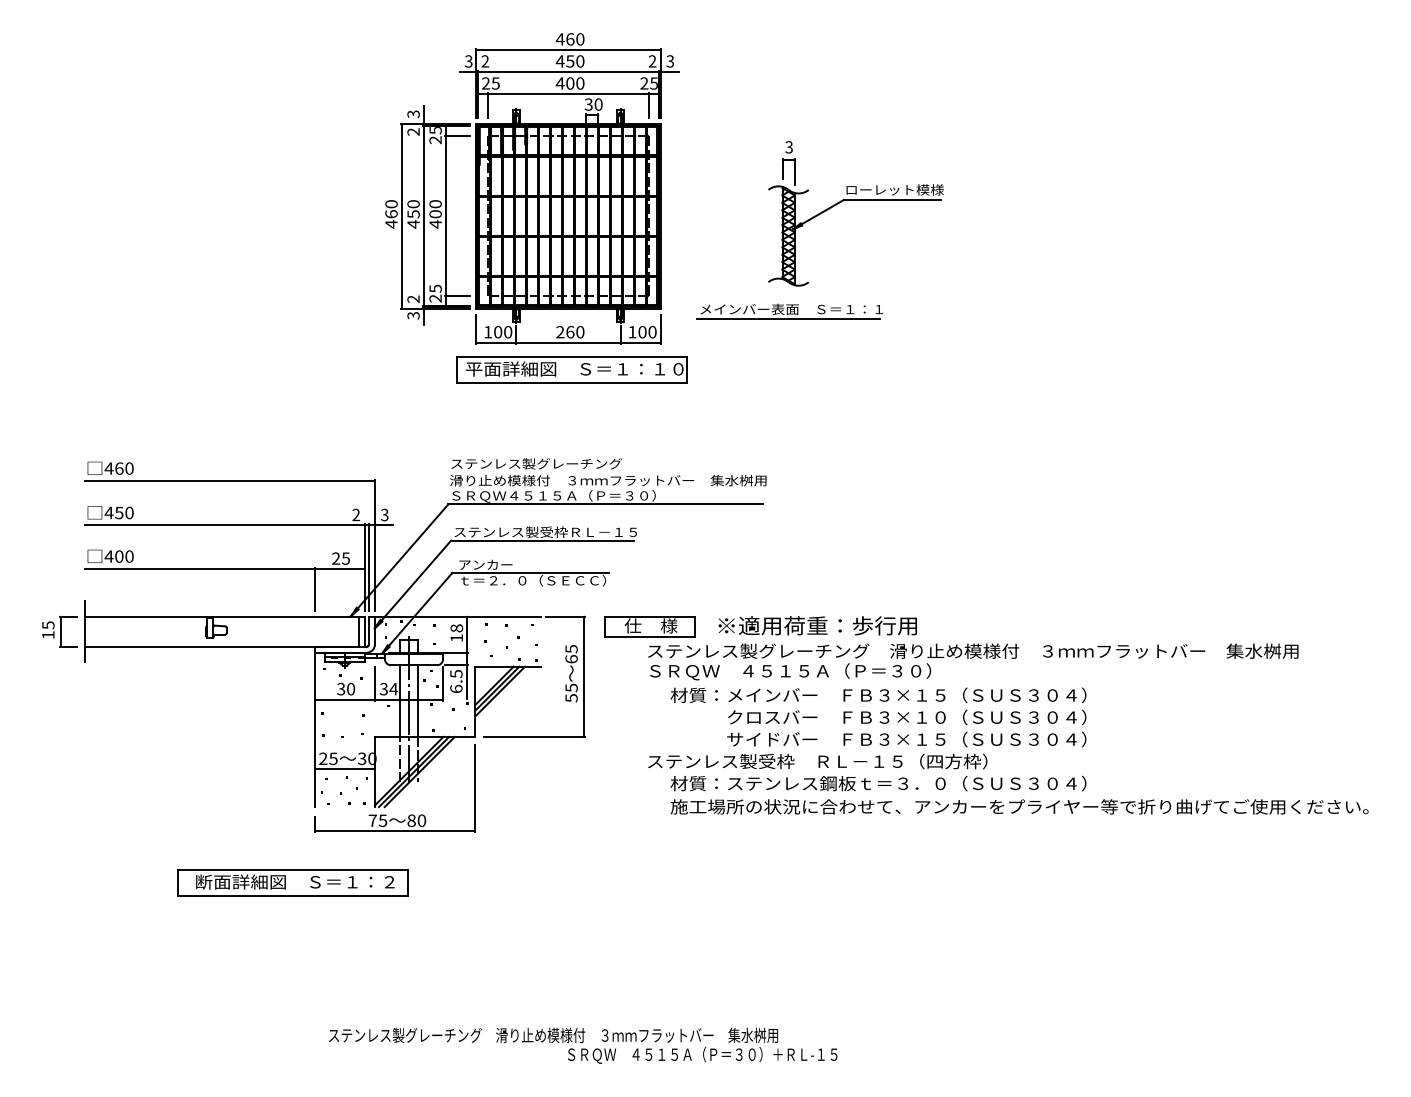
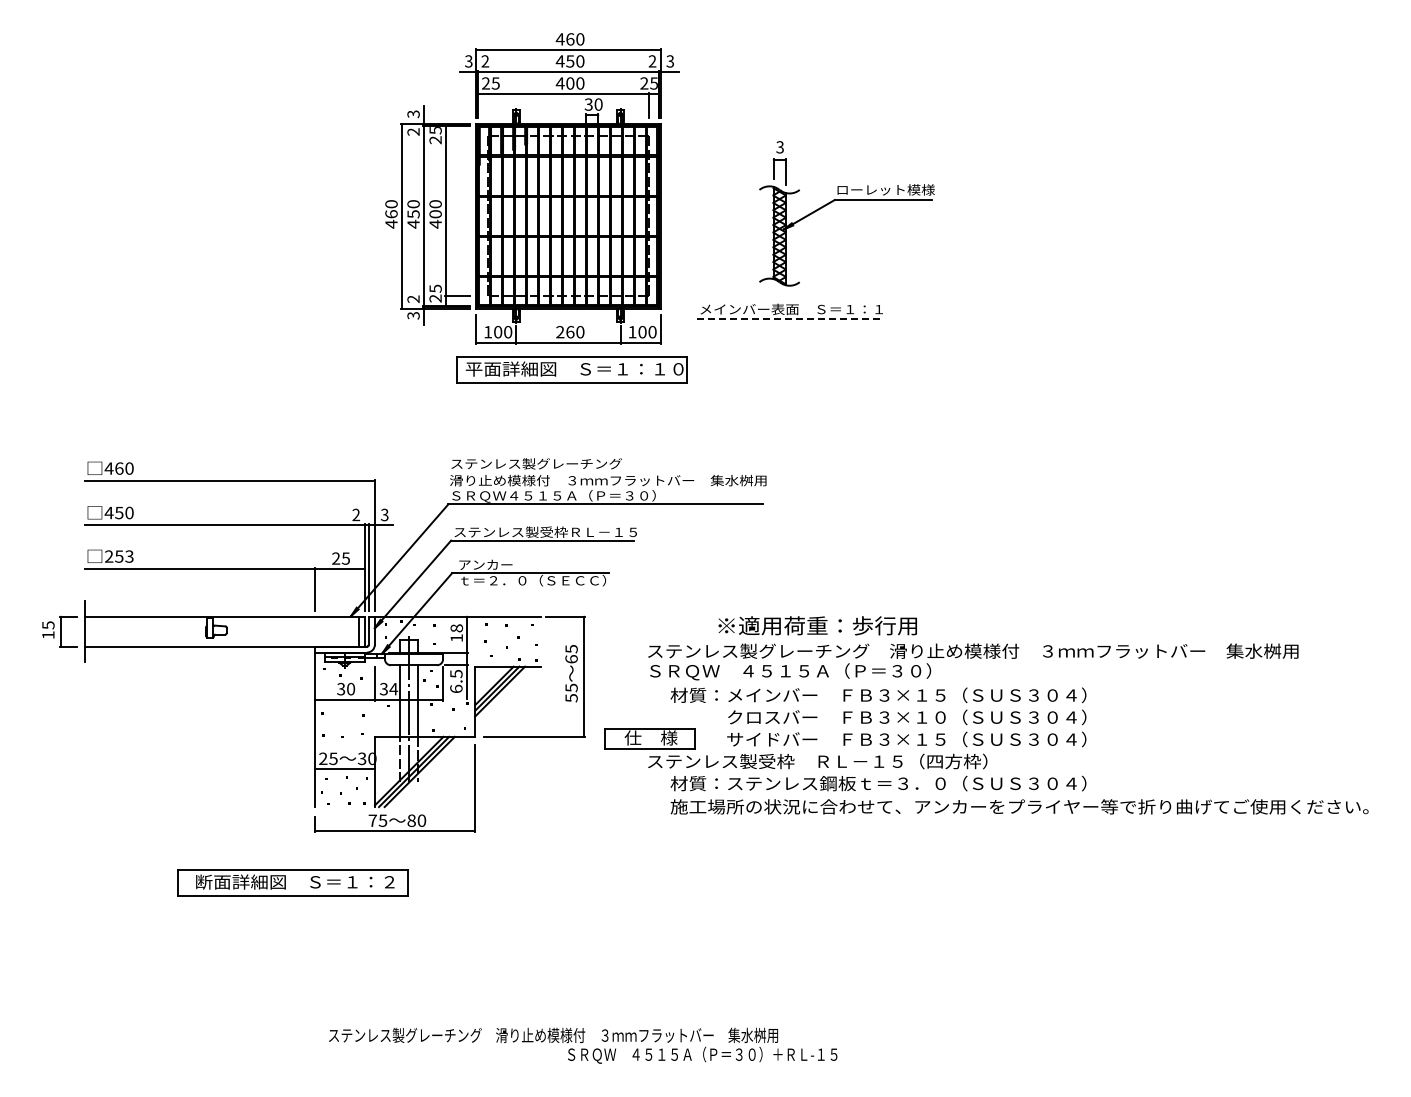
line: present -> none (488, 104)
line: present -> none (457, 136)
part position: (855, 200) -> (846, 200) (846, 200)
line: solid -> dashed (789, 318)
text: 400 -> 253 (118, 556)
part position: (649, 626) -> (649, 738) (649, 738)
